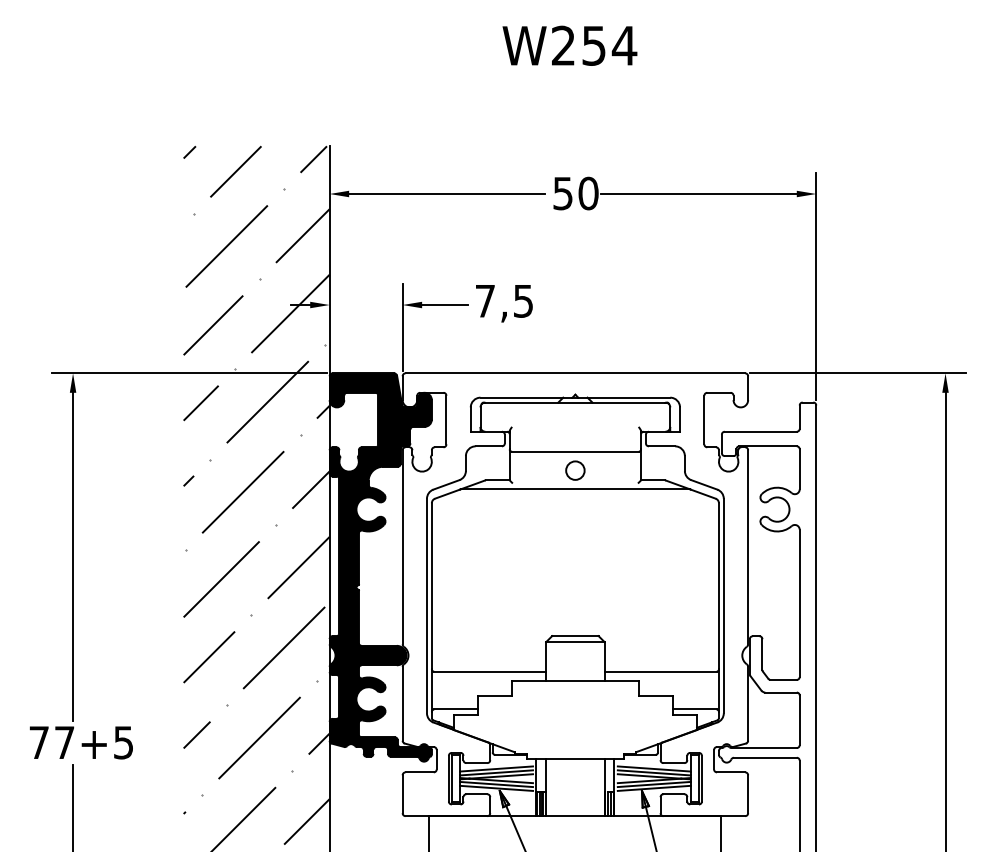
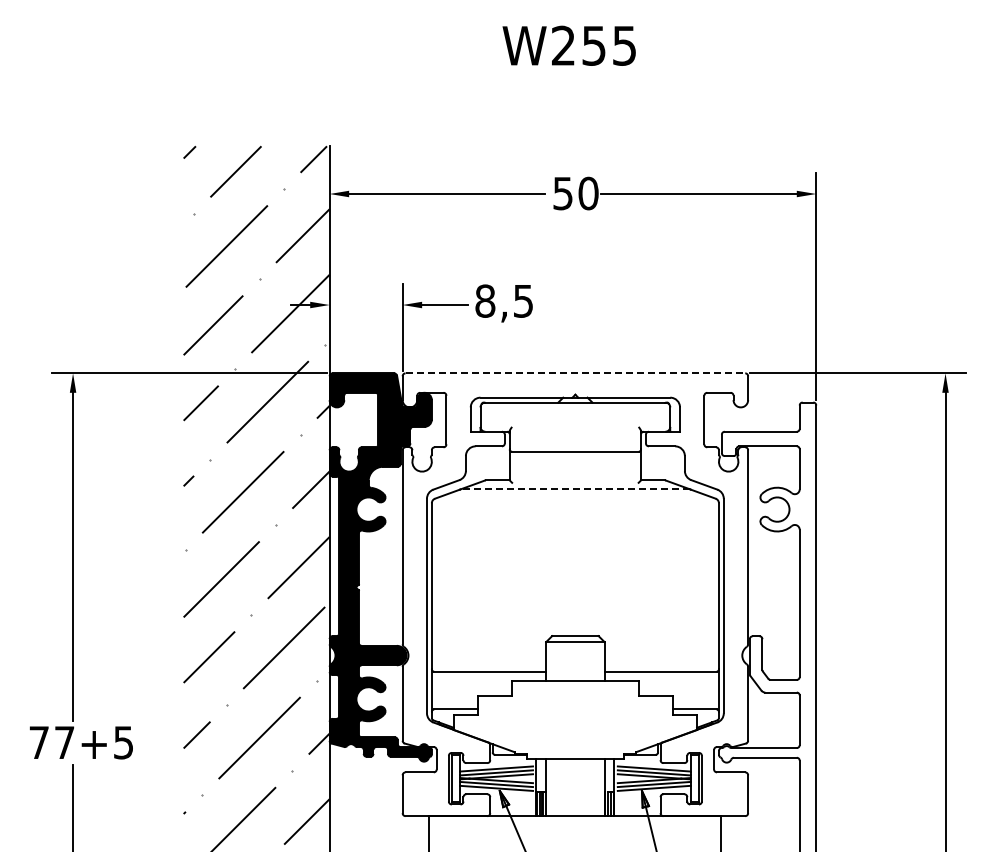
text: W254 -> W255 (624, 45)
text: 7,5 -> 8,5 (485, 300)
line: solid -> dashed (575, 373)
circle: present -> none (575, 470)
line: solid -> dashed (575, 489)
